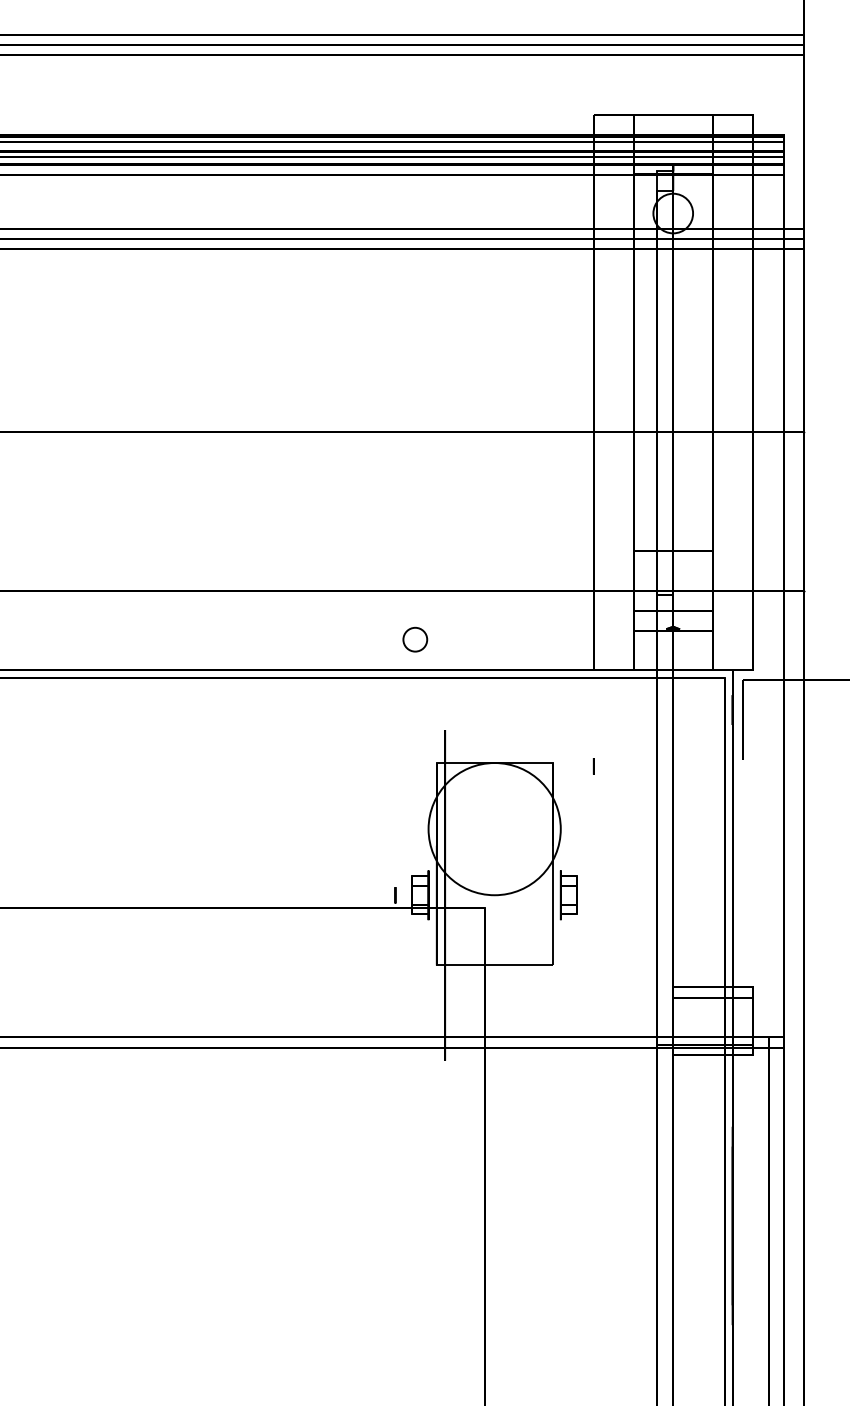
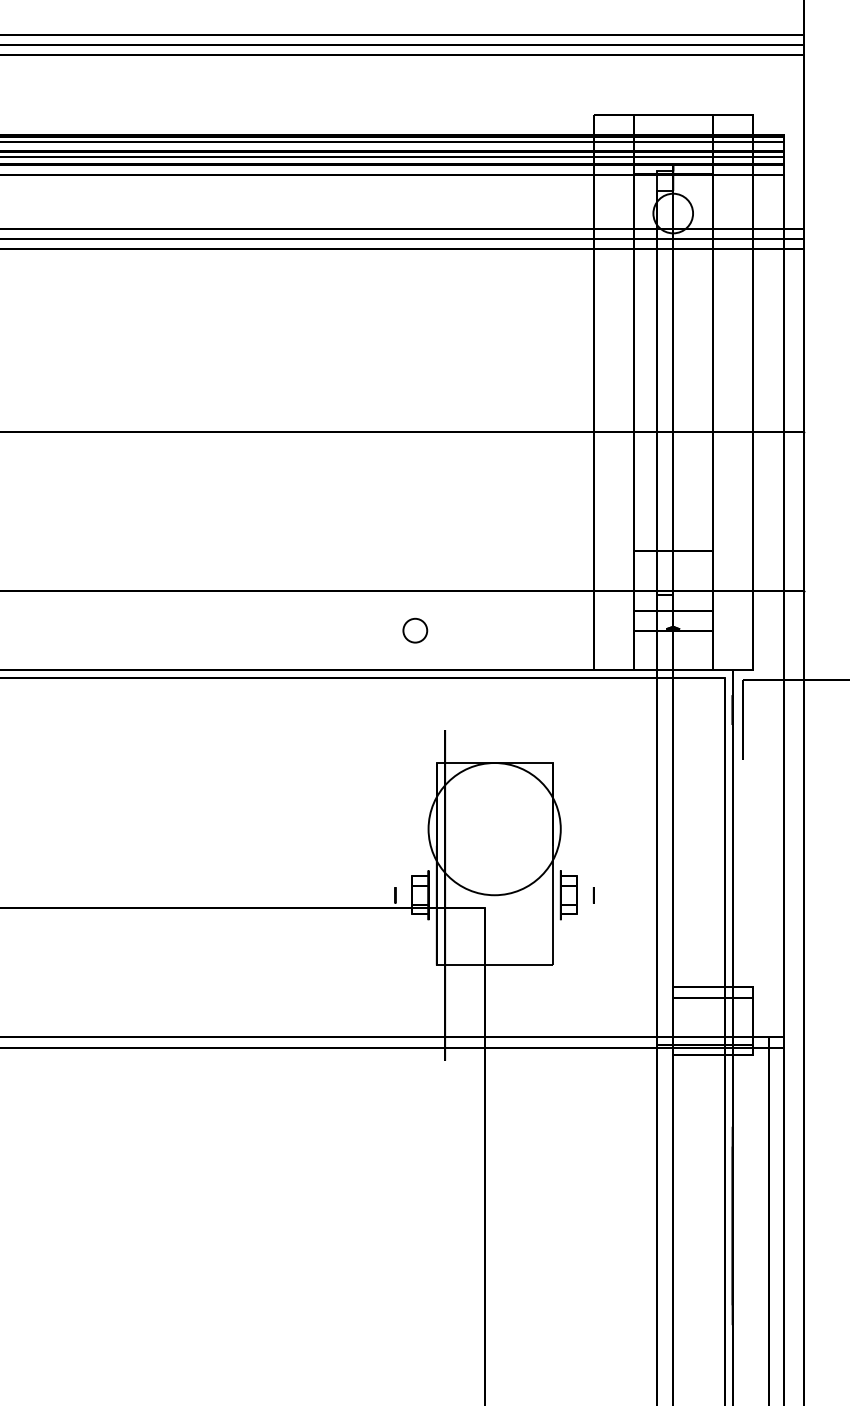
circle position: (415, 639) -> (415, 630) (415, 630)
circle position: (593, 766) -> (593, 895) (593, 895)
